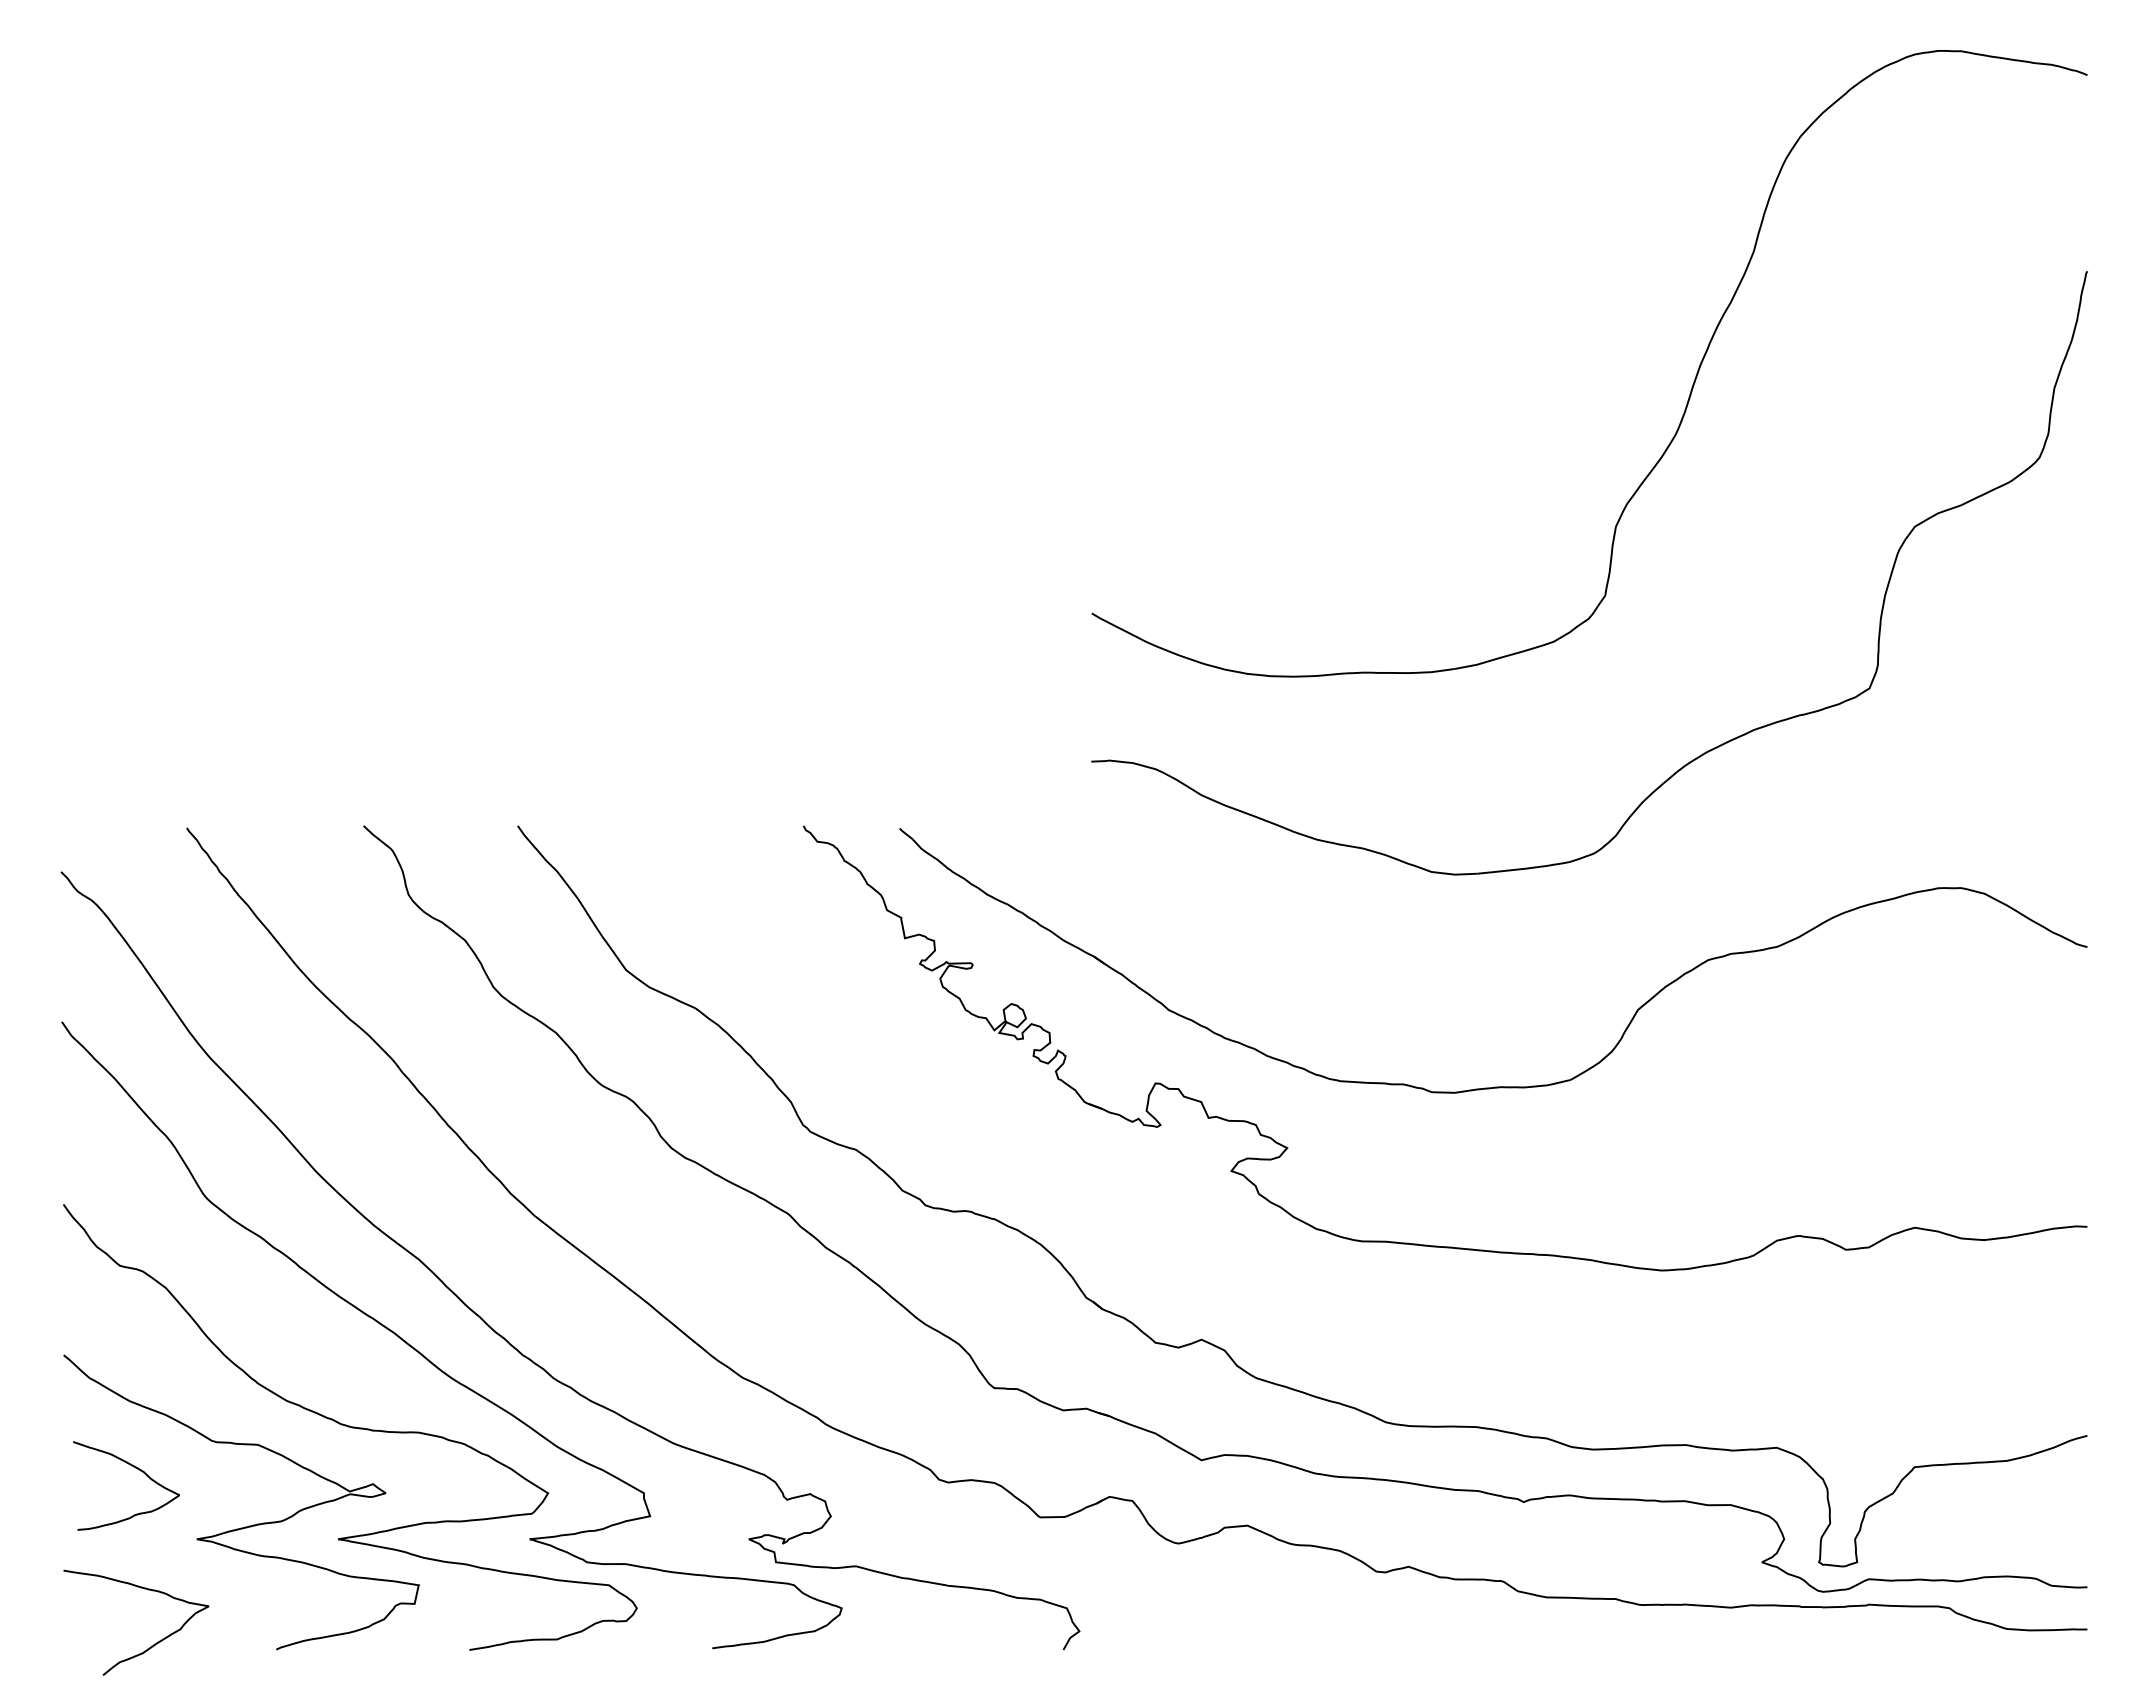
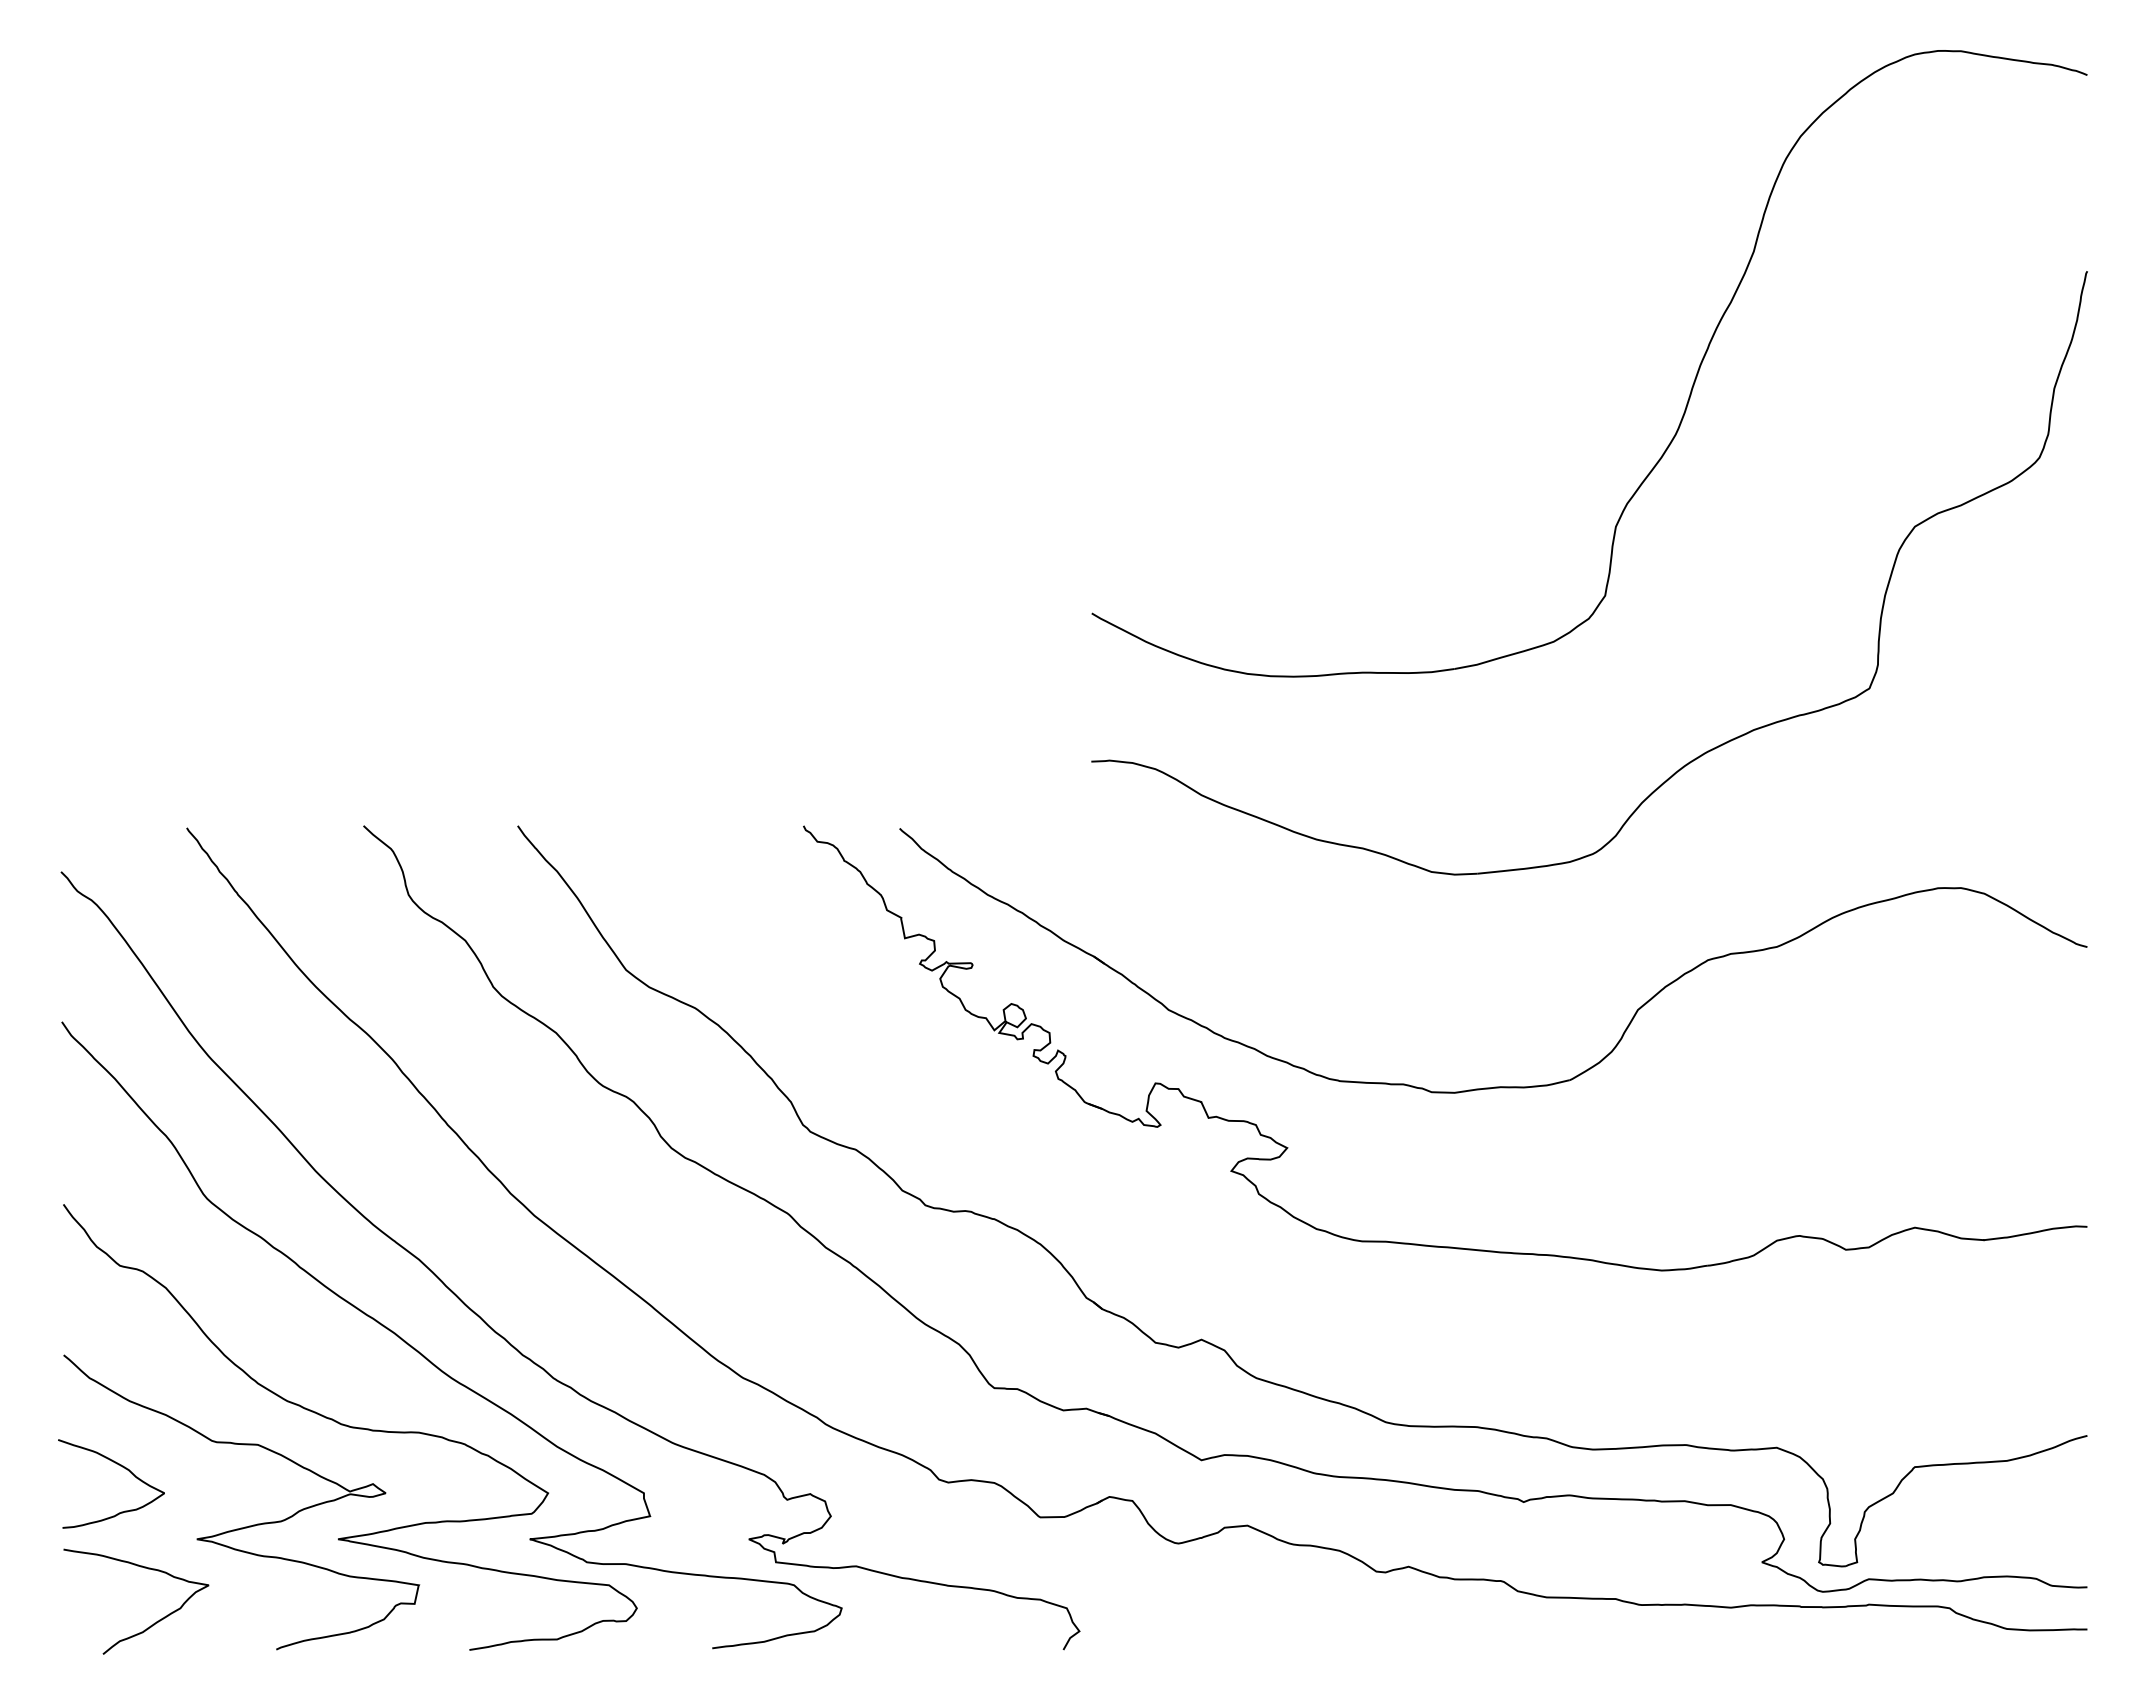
curve position: (135, 1468) -> (120, 1466) (120, 1466)
curve position: (154, 1643) -> (154, 1622) (154, 1622)
